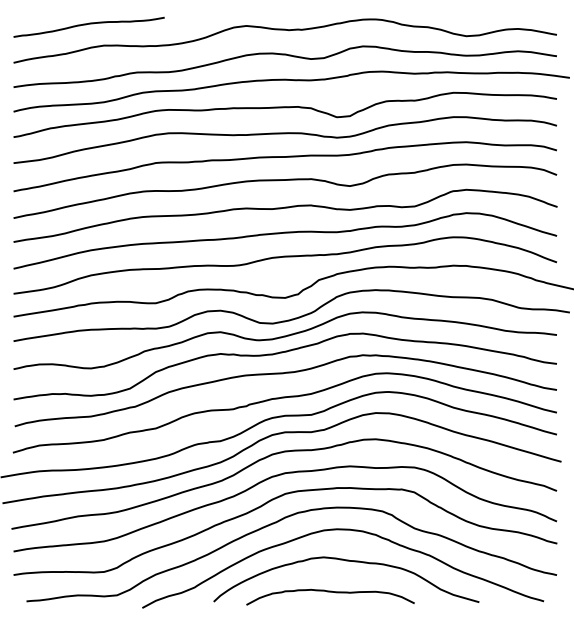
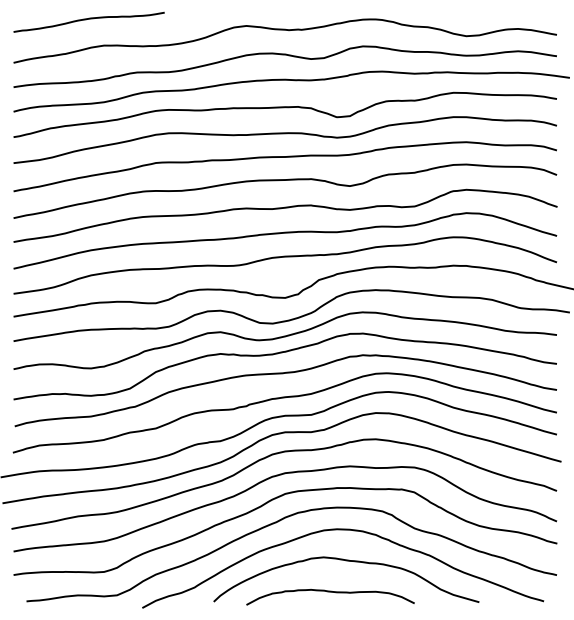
curve position: (88, 24) -> (88, 19) (88, 19)
